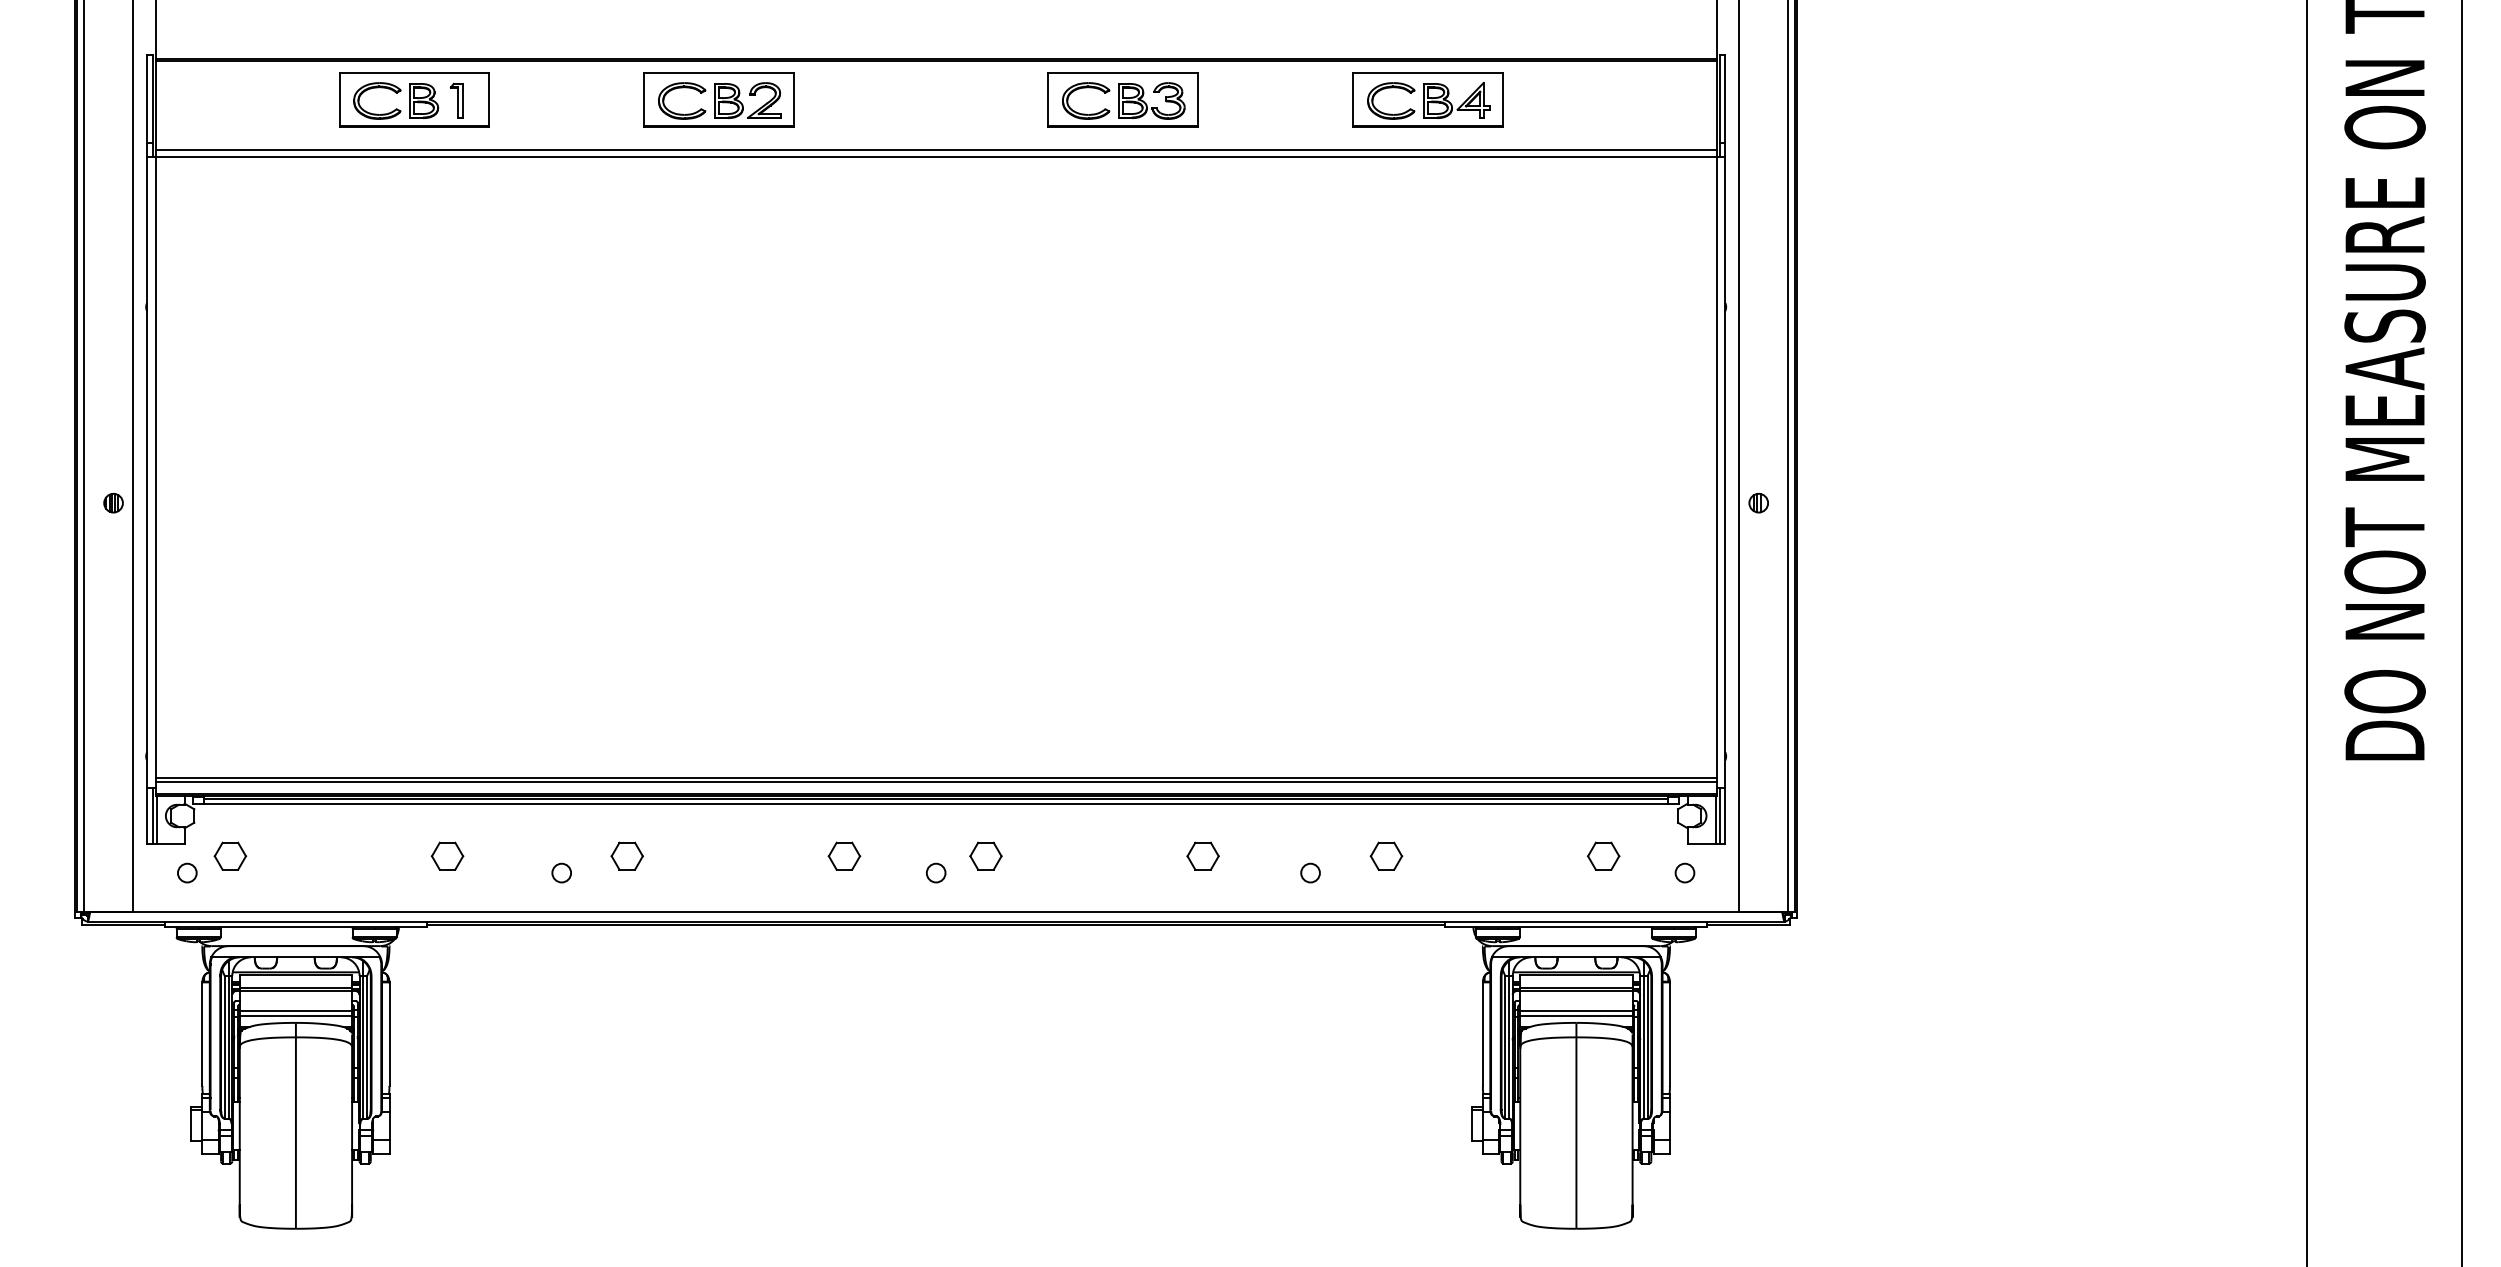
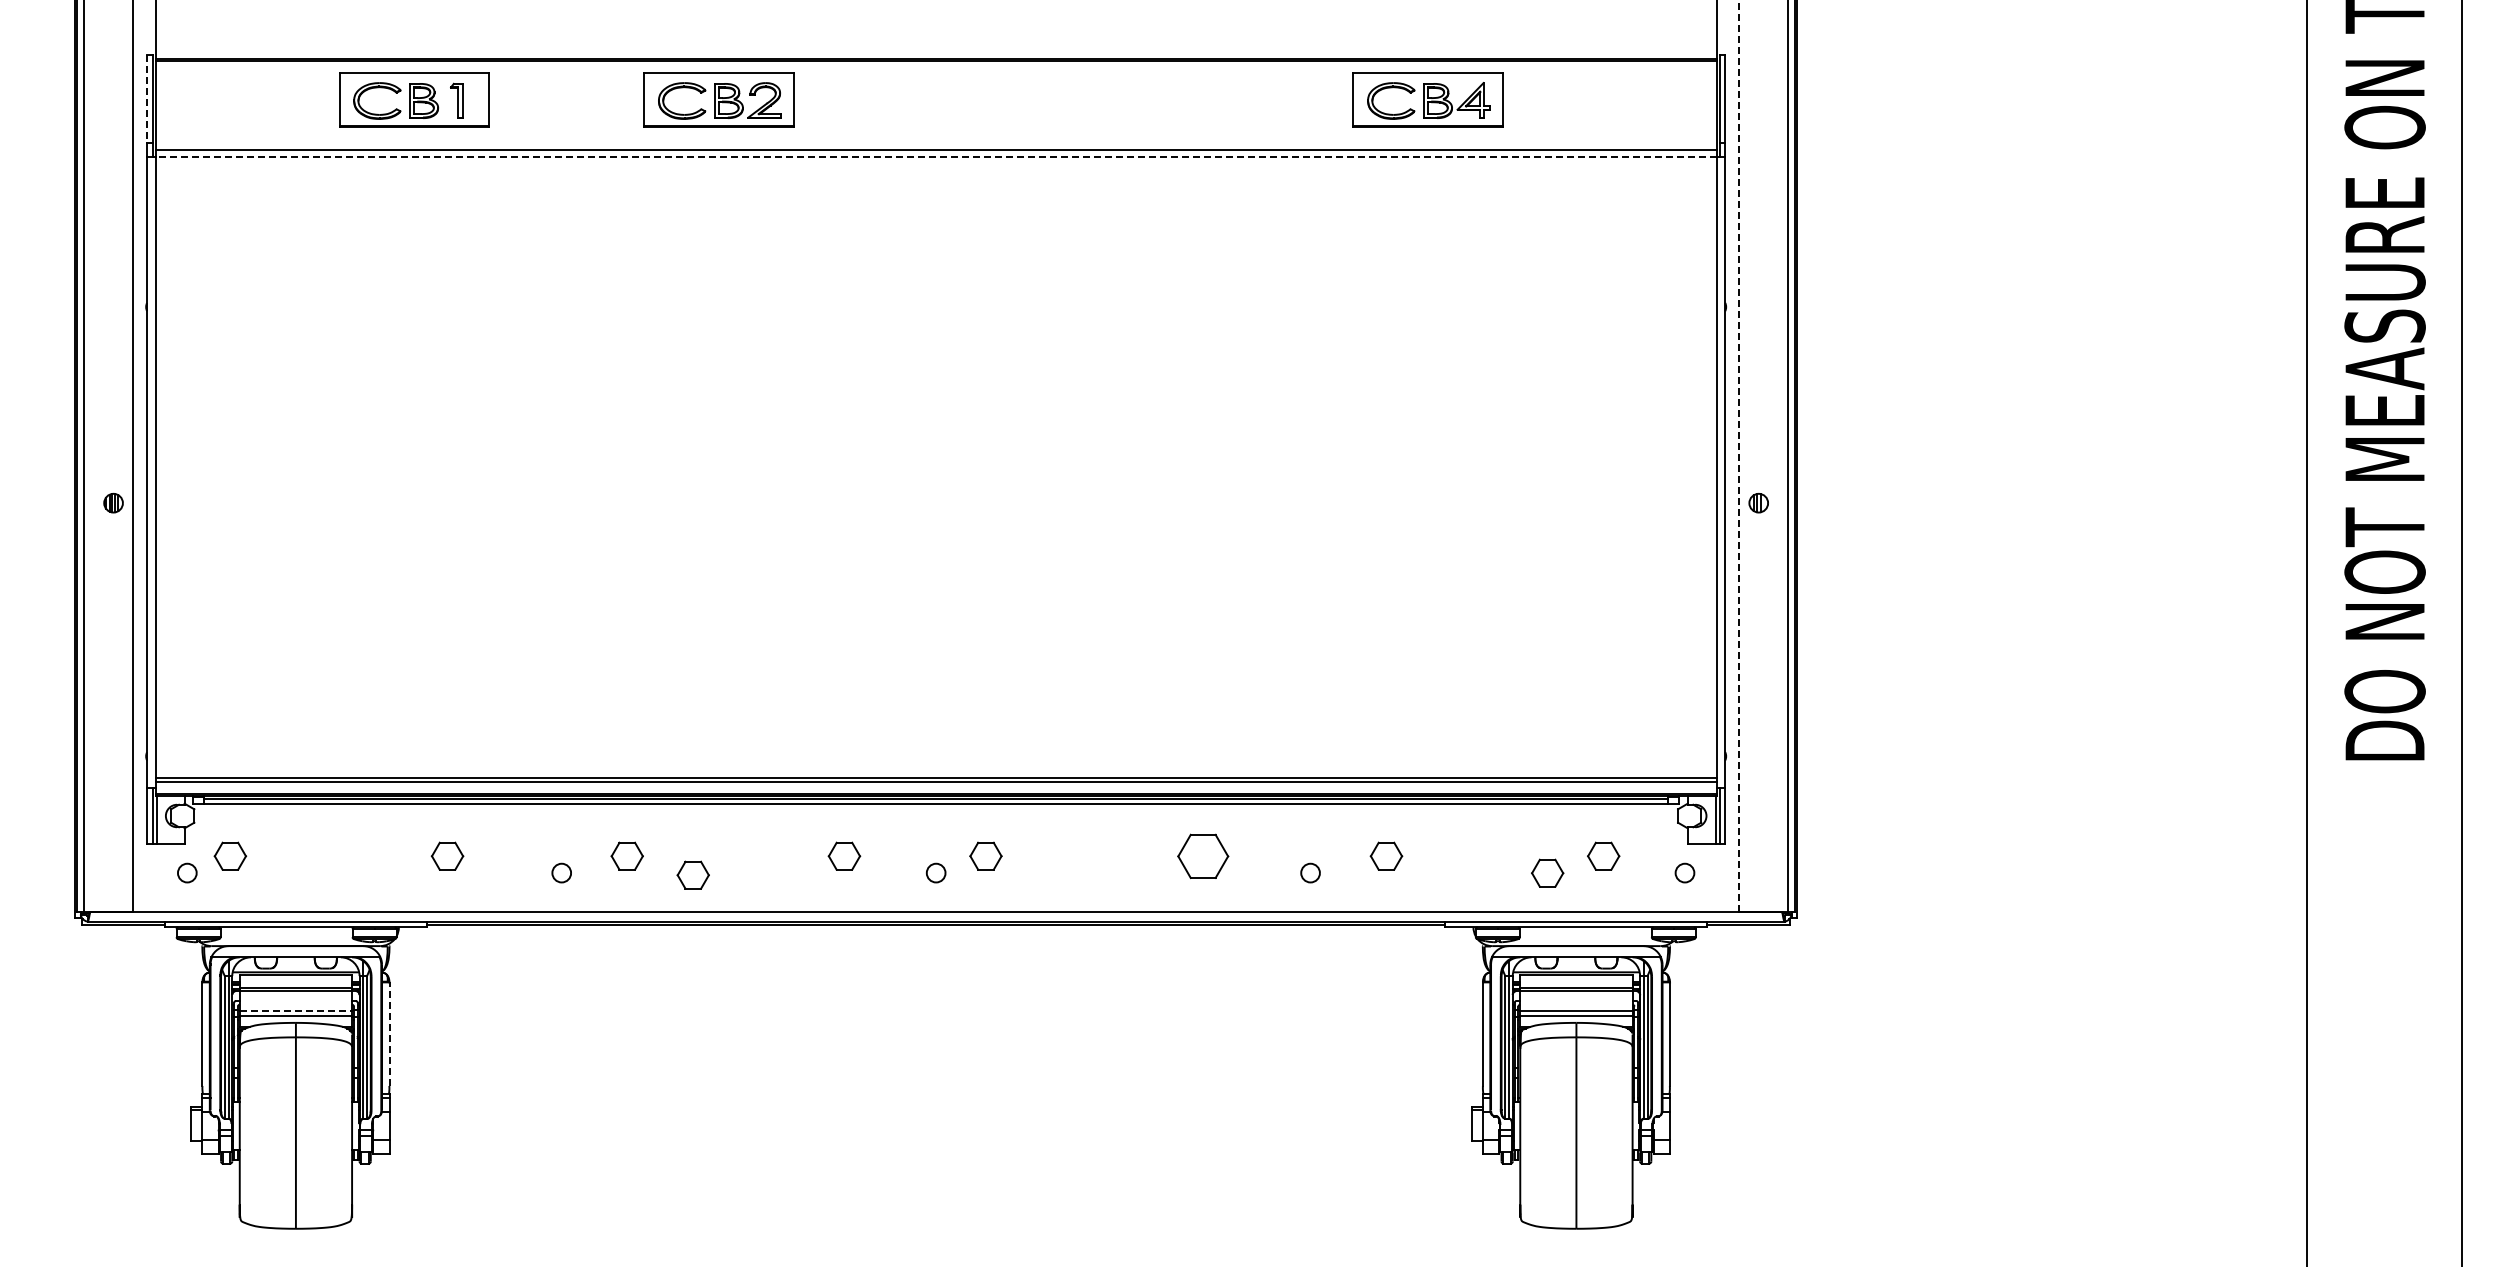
line: solid -> dashed (147, 99)
part: present -> none (1122, 99)
line: solid -> dashed (936, 156)
line: solid -> dashed (1739, 456)
part size: 34x30 px -> 53x46 px (1203, 855)
part: none -> present (1547, 872)
part: none -> present (692, 874)
line: solid -> dashed (296, 1011)
line: solid -> dashed (389, 1034)
